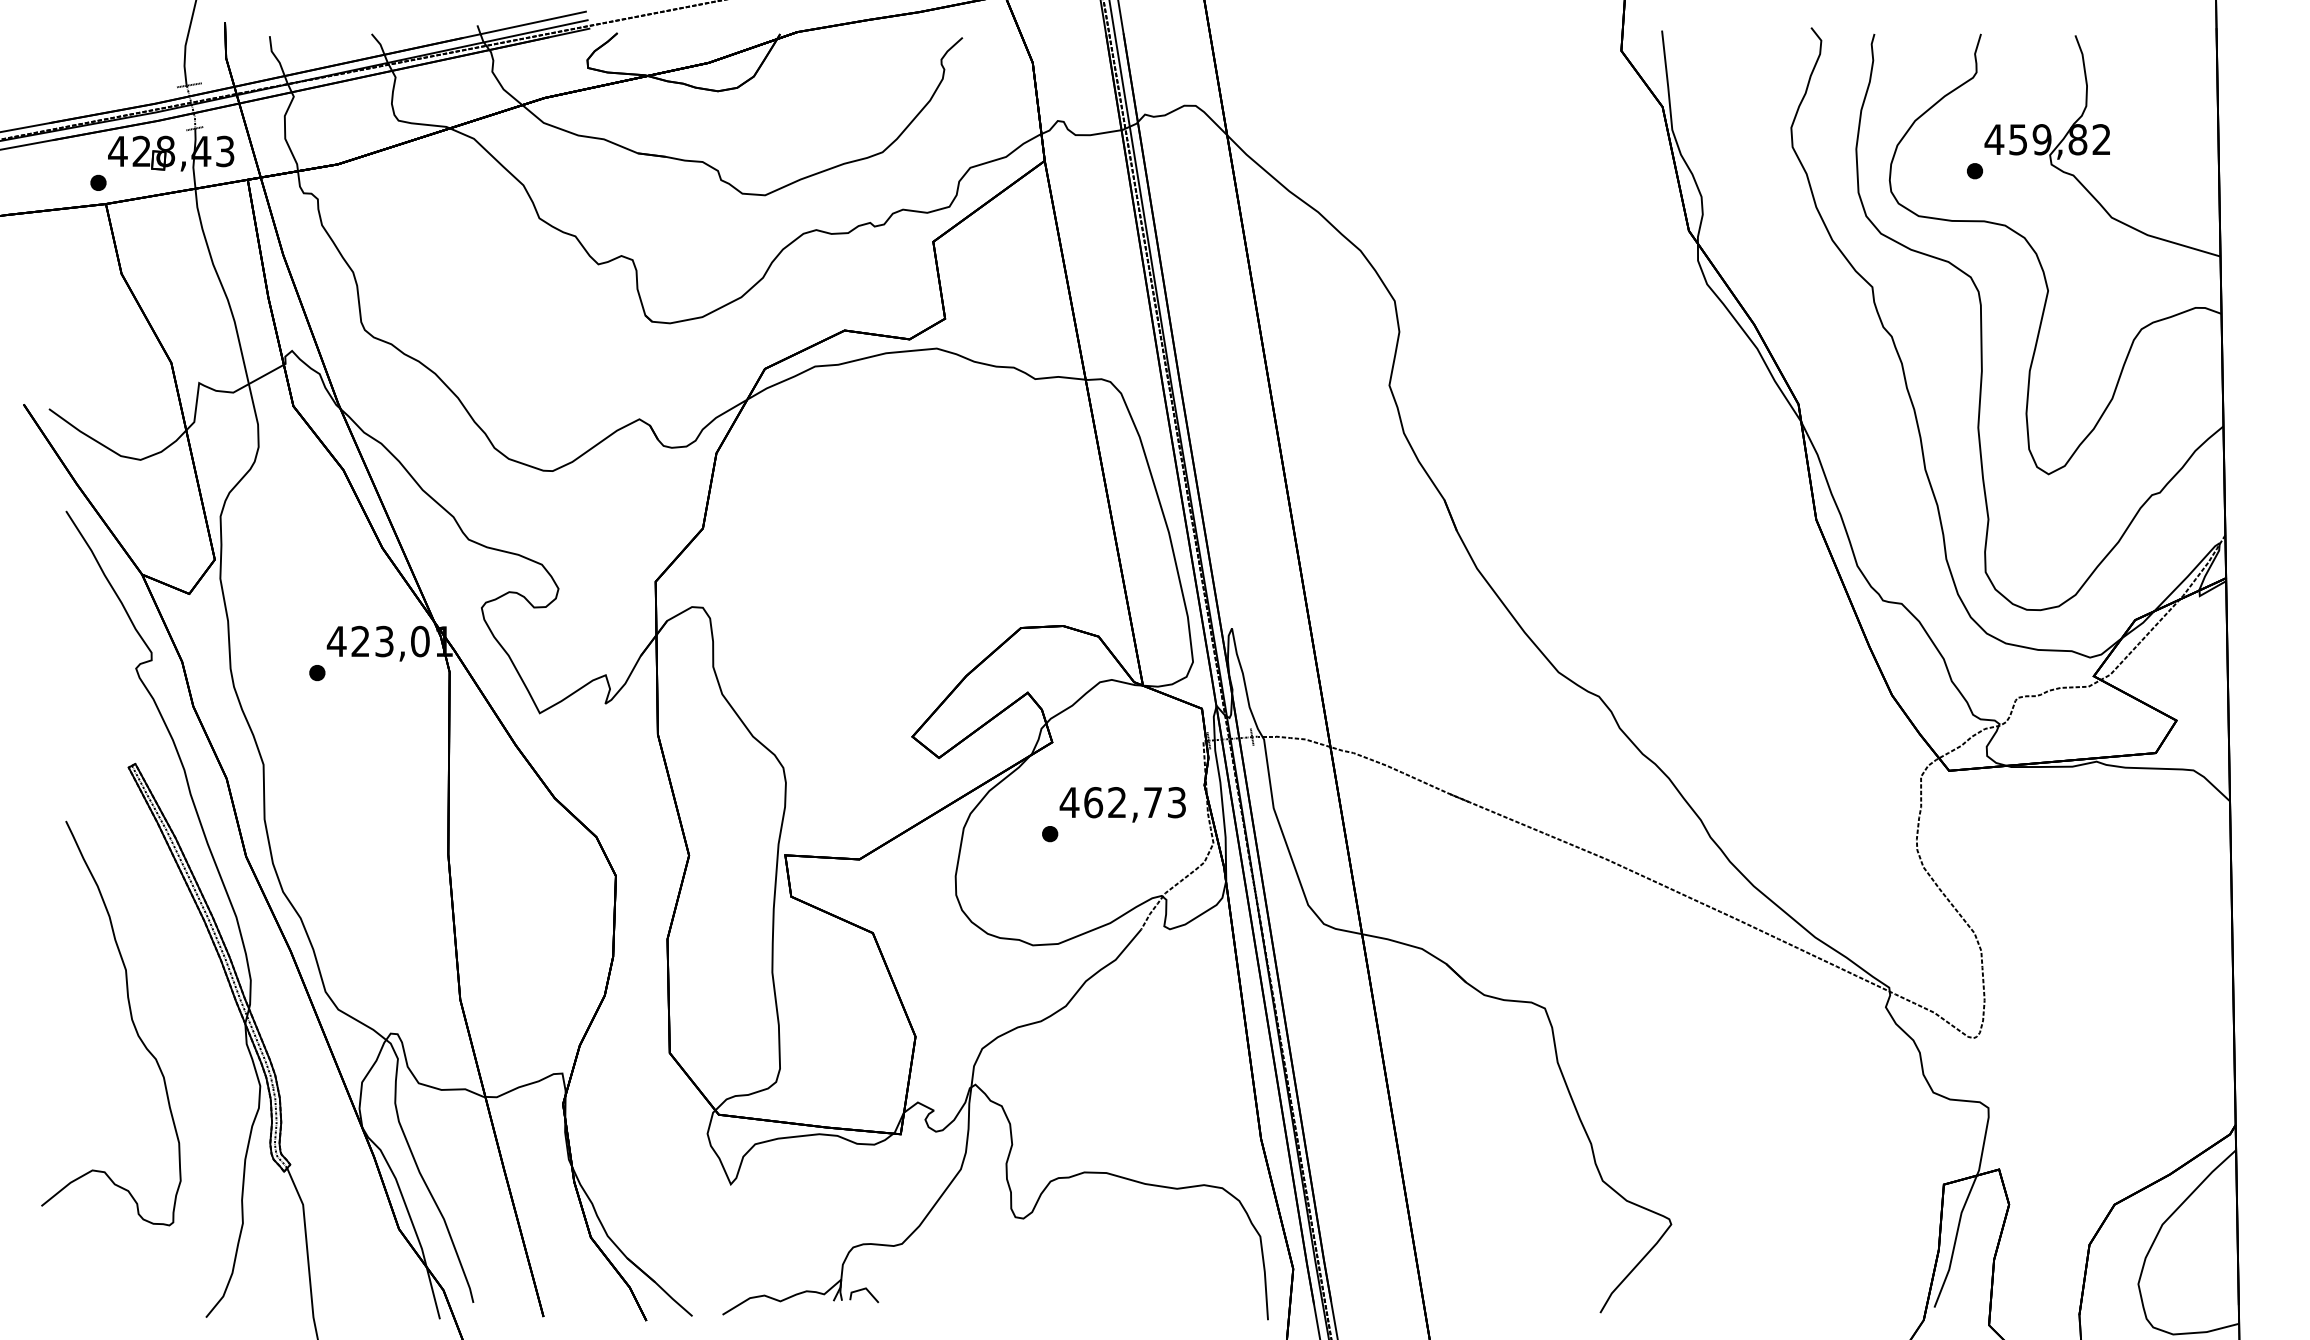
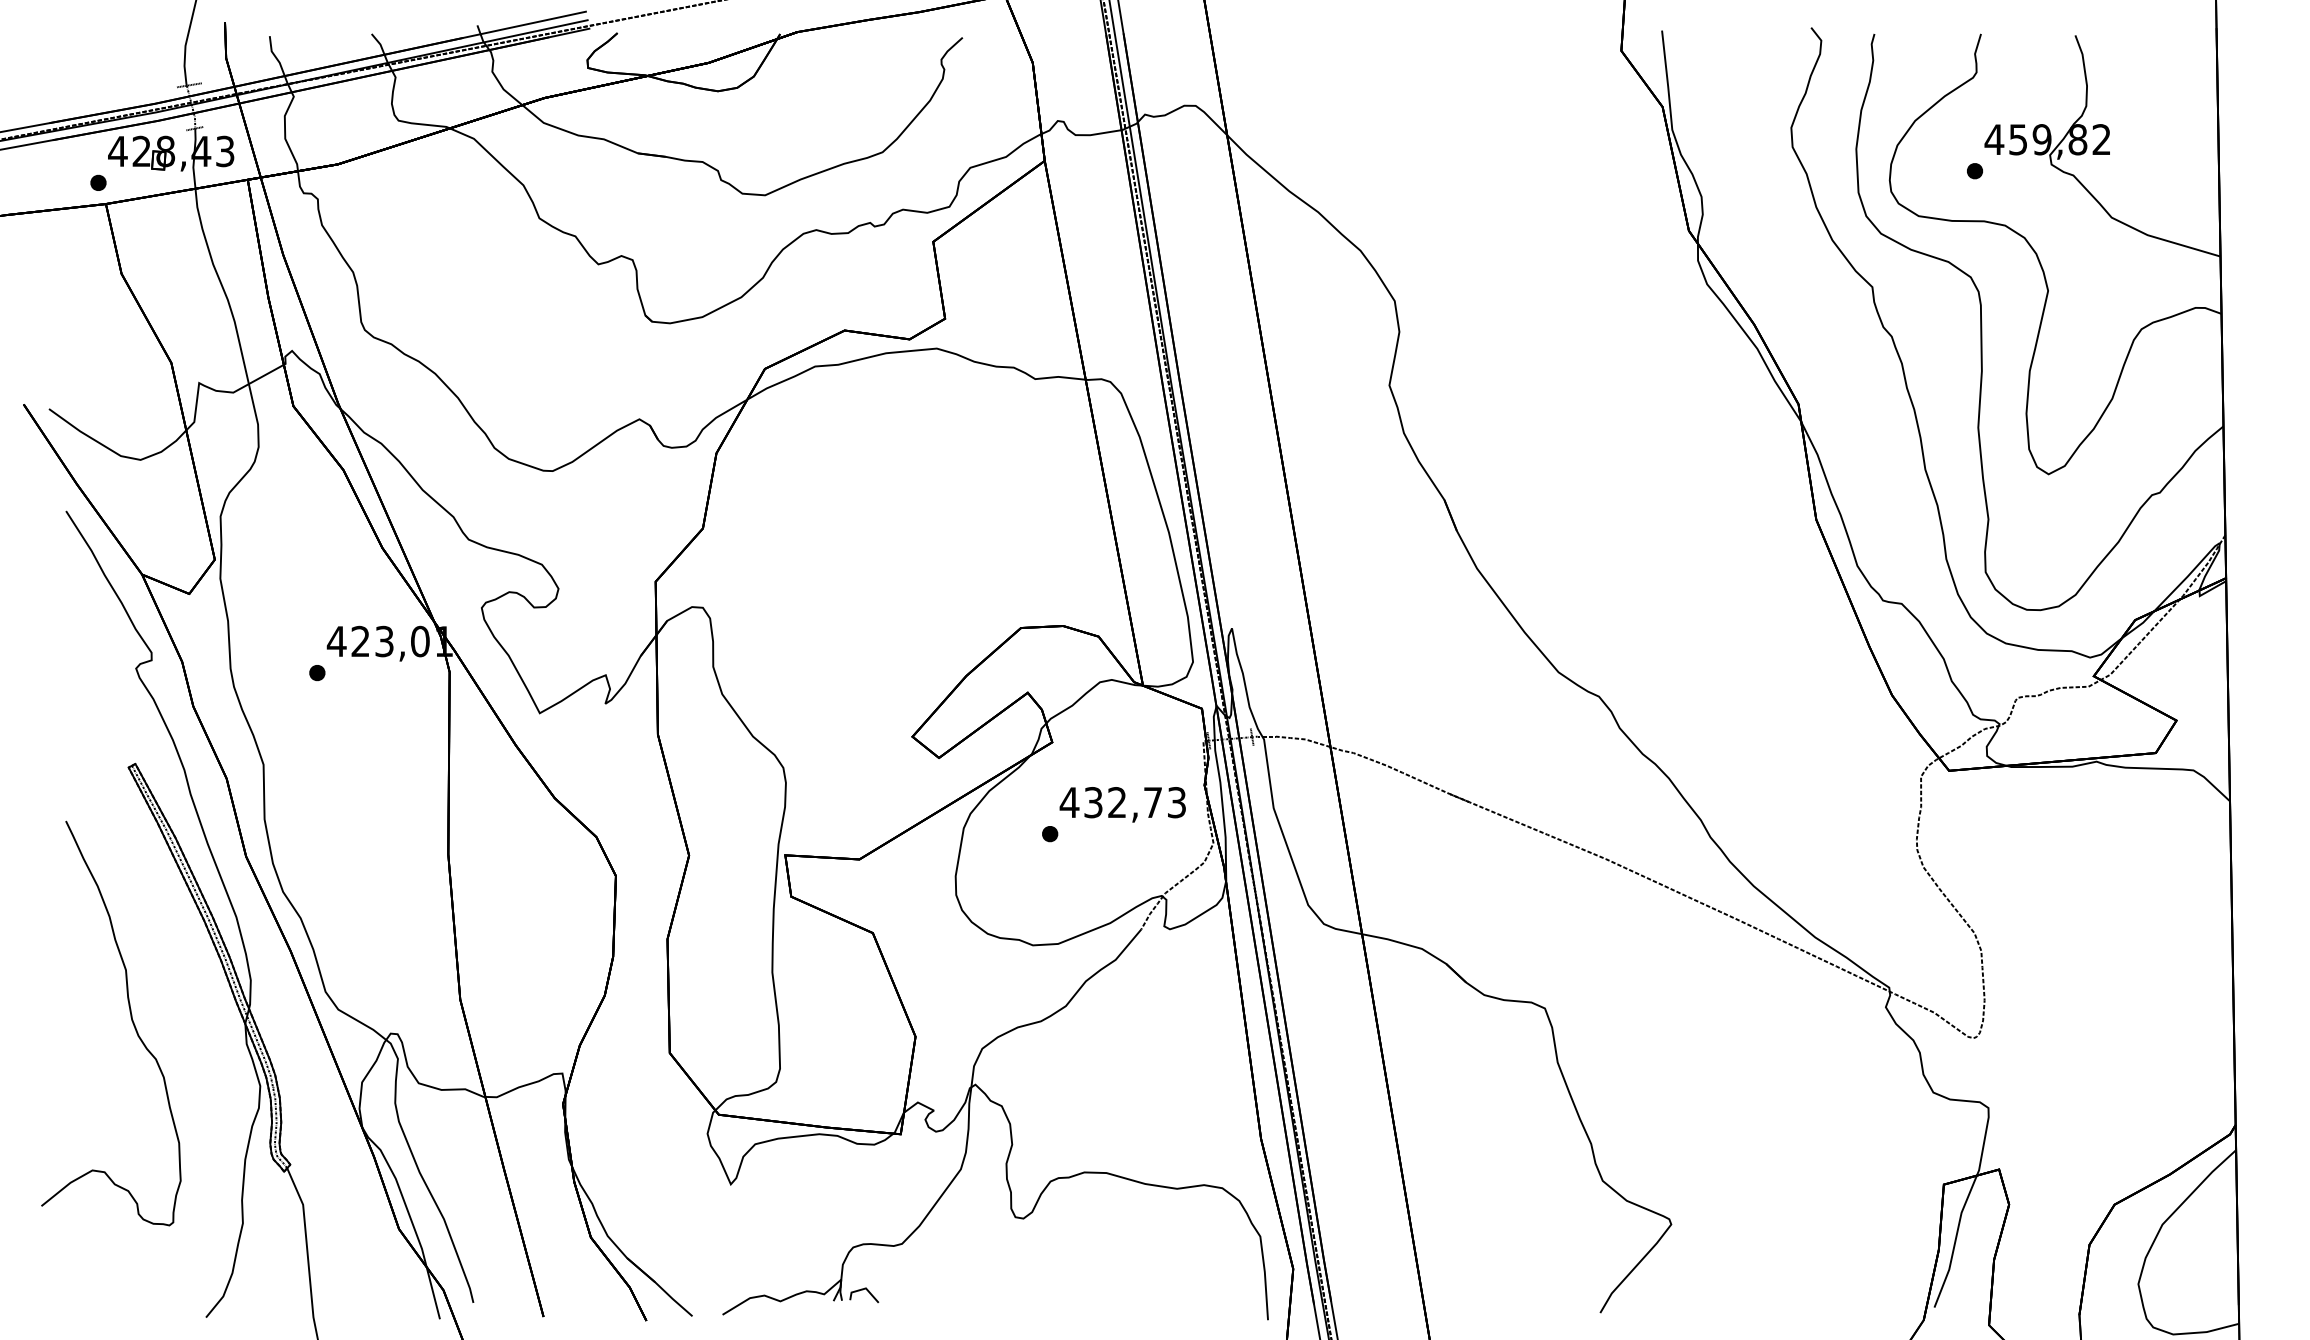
text: 462,73 -> 432,73 (1093, 802)
